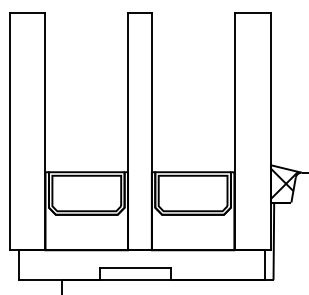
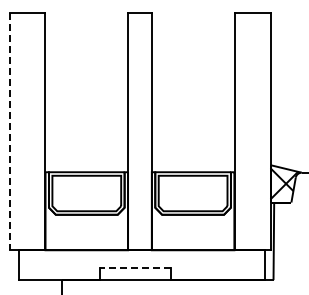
line: solid -> dashed (9, 131)
line: solid -> dashed (135, 268)
